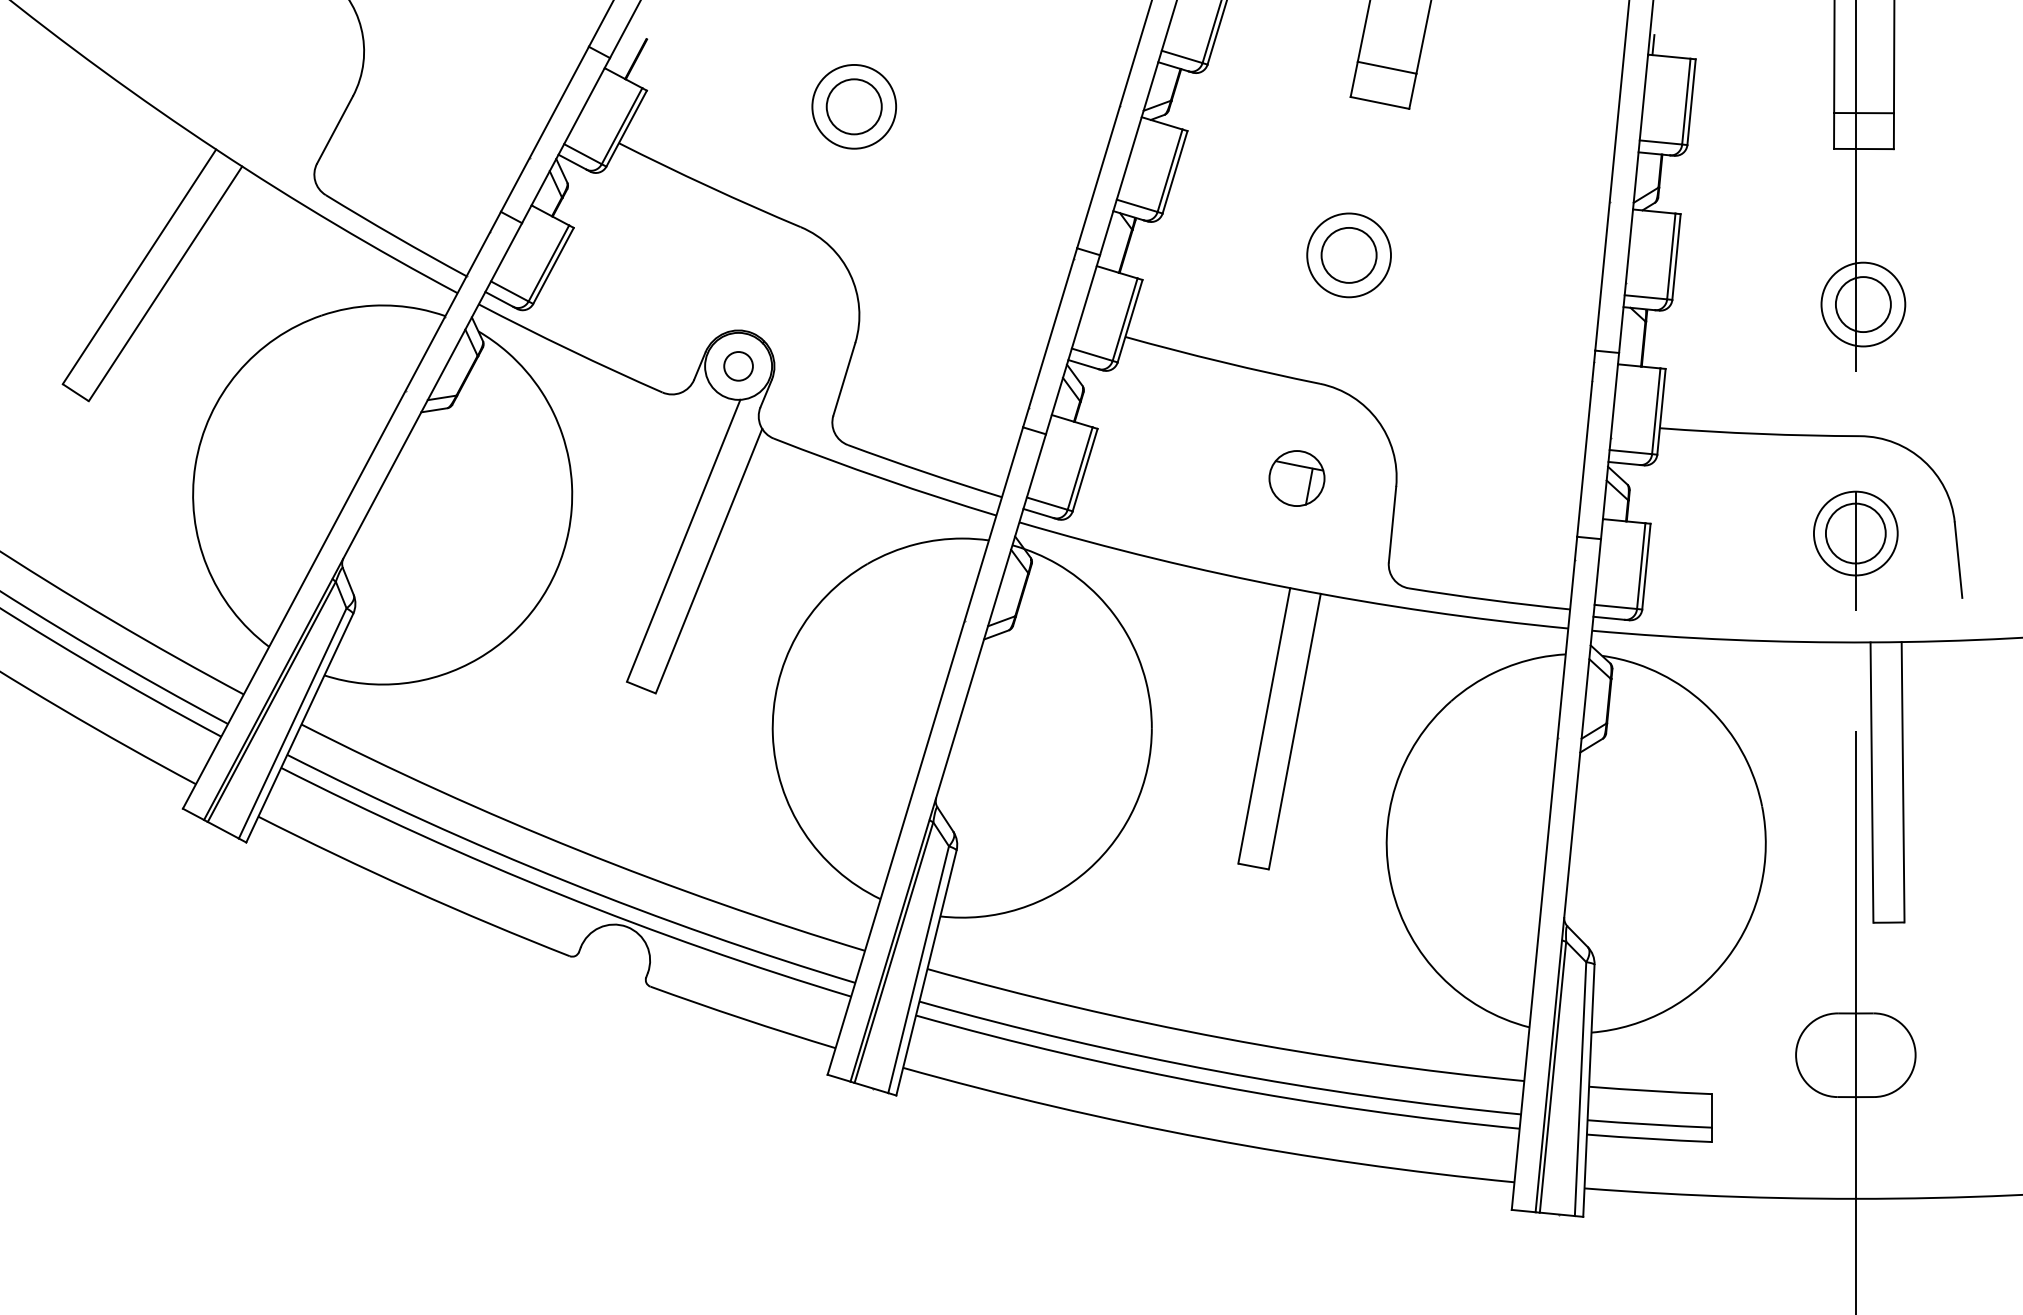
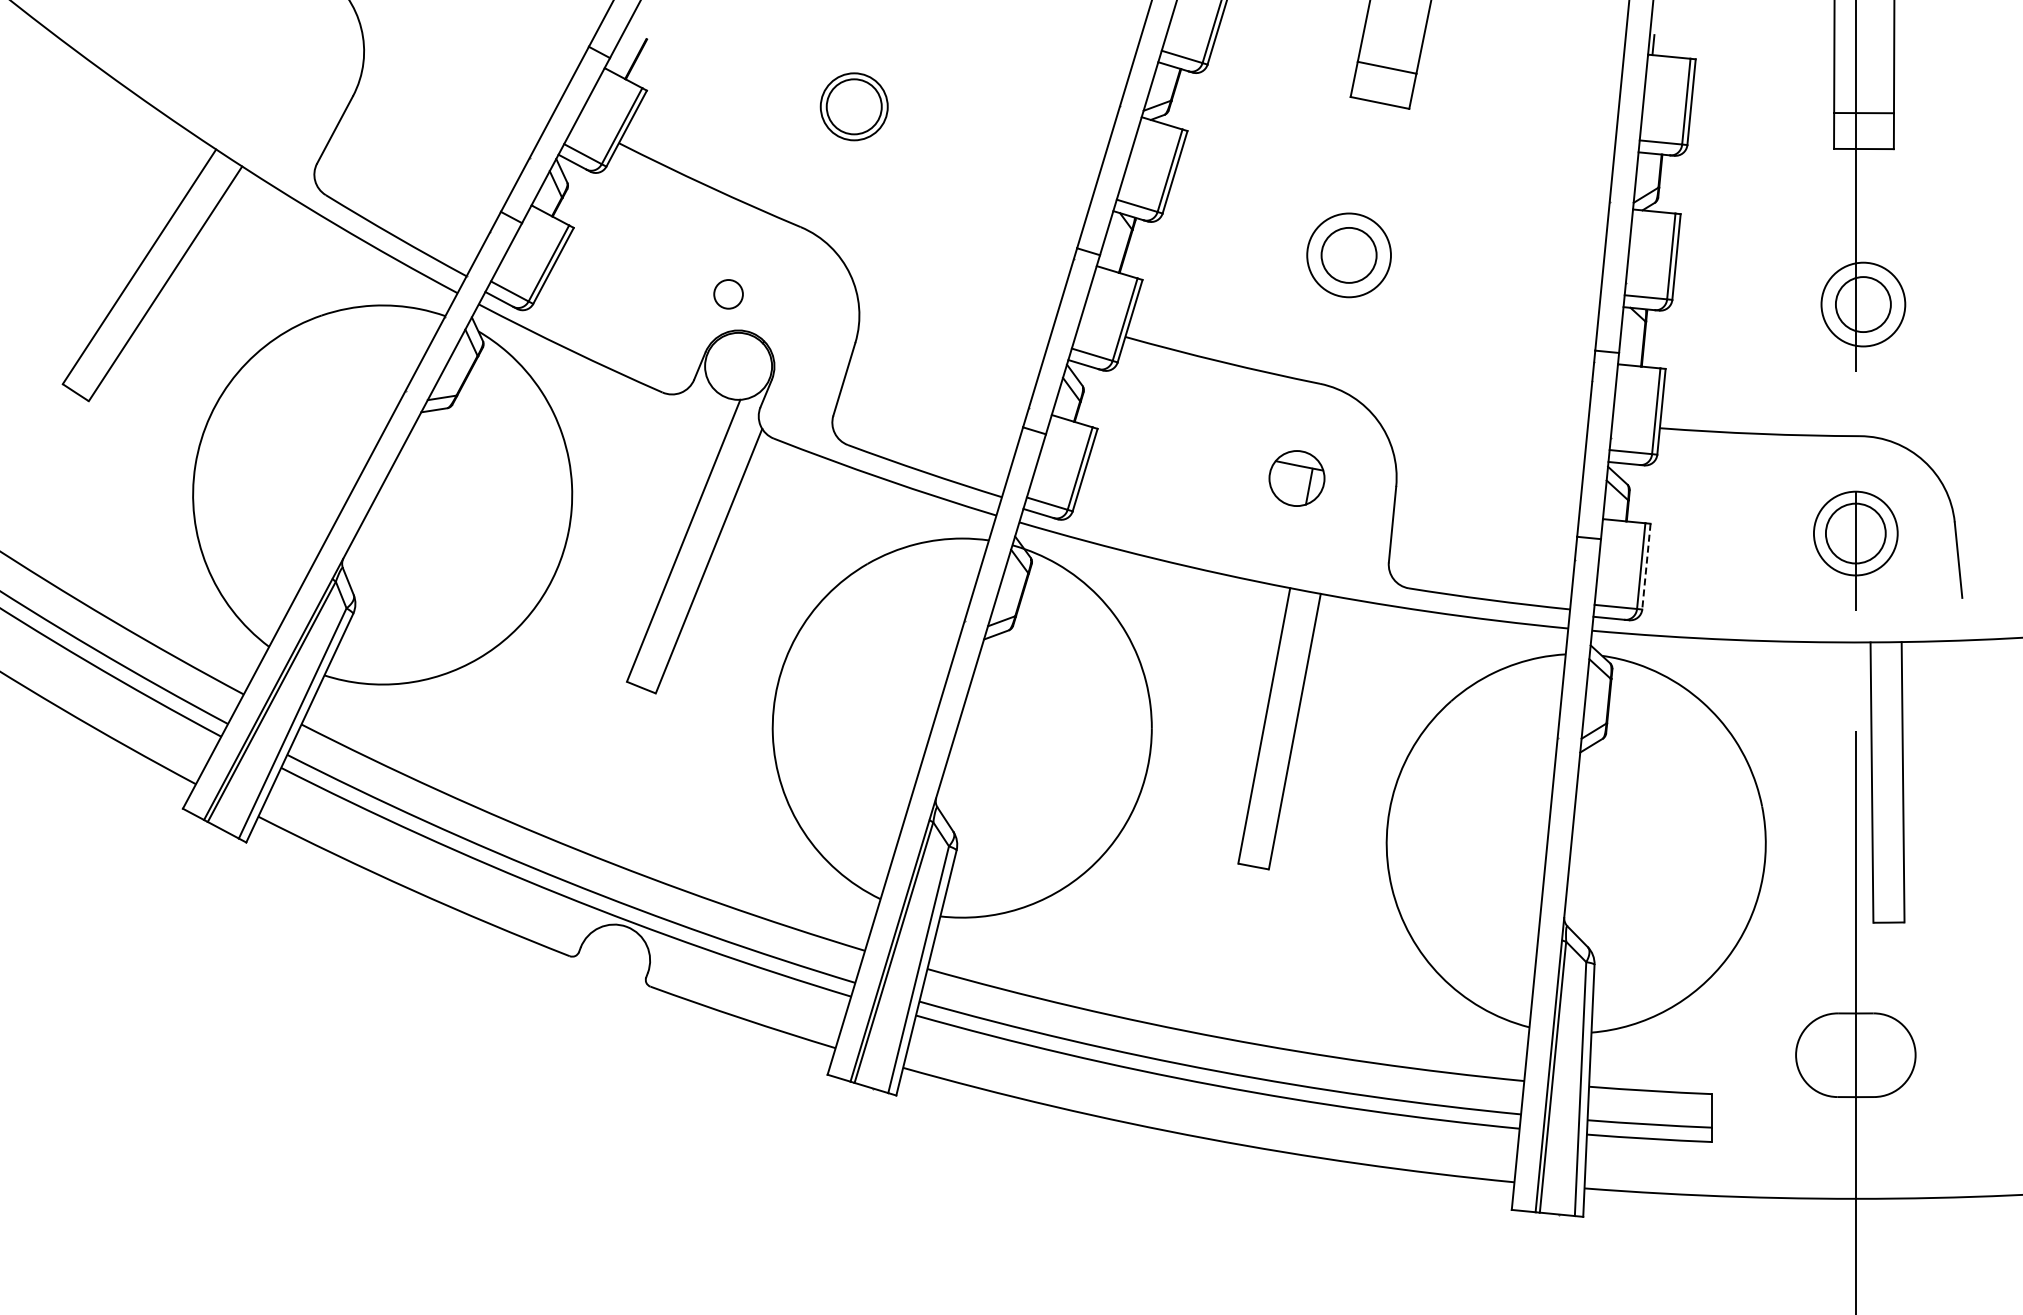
circle diameter: 84 px -> 67 px (853, 106)
circle position: (738, 366) -> (728, 294) (728, 294)
line: solid -> dashed (1646, 567)
